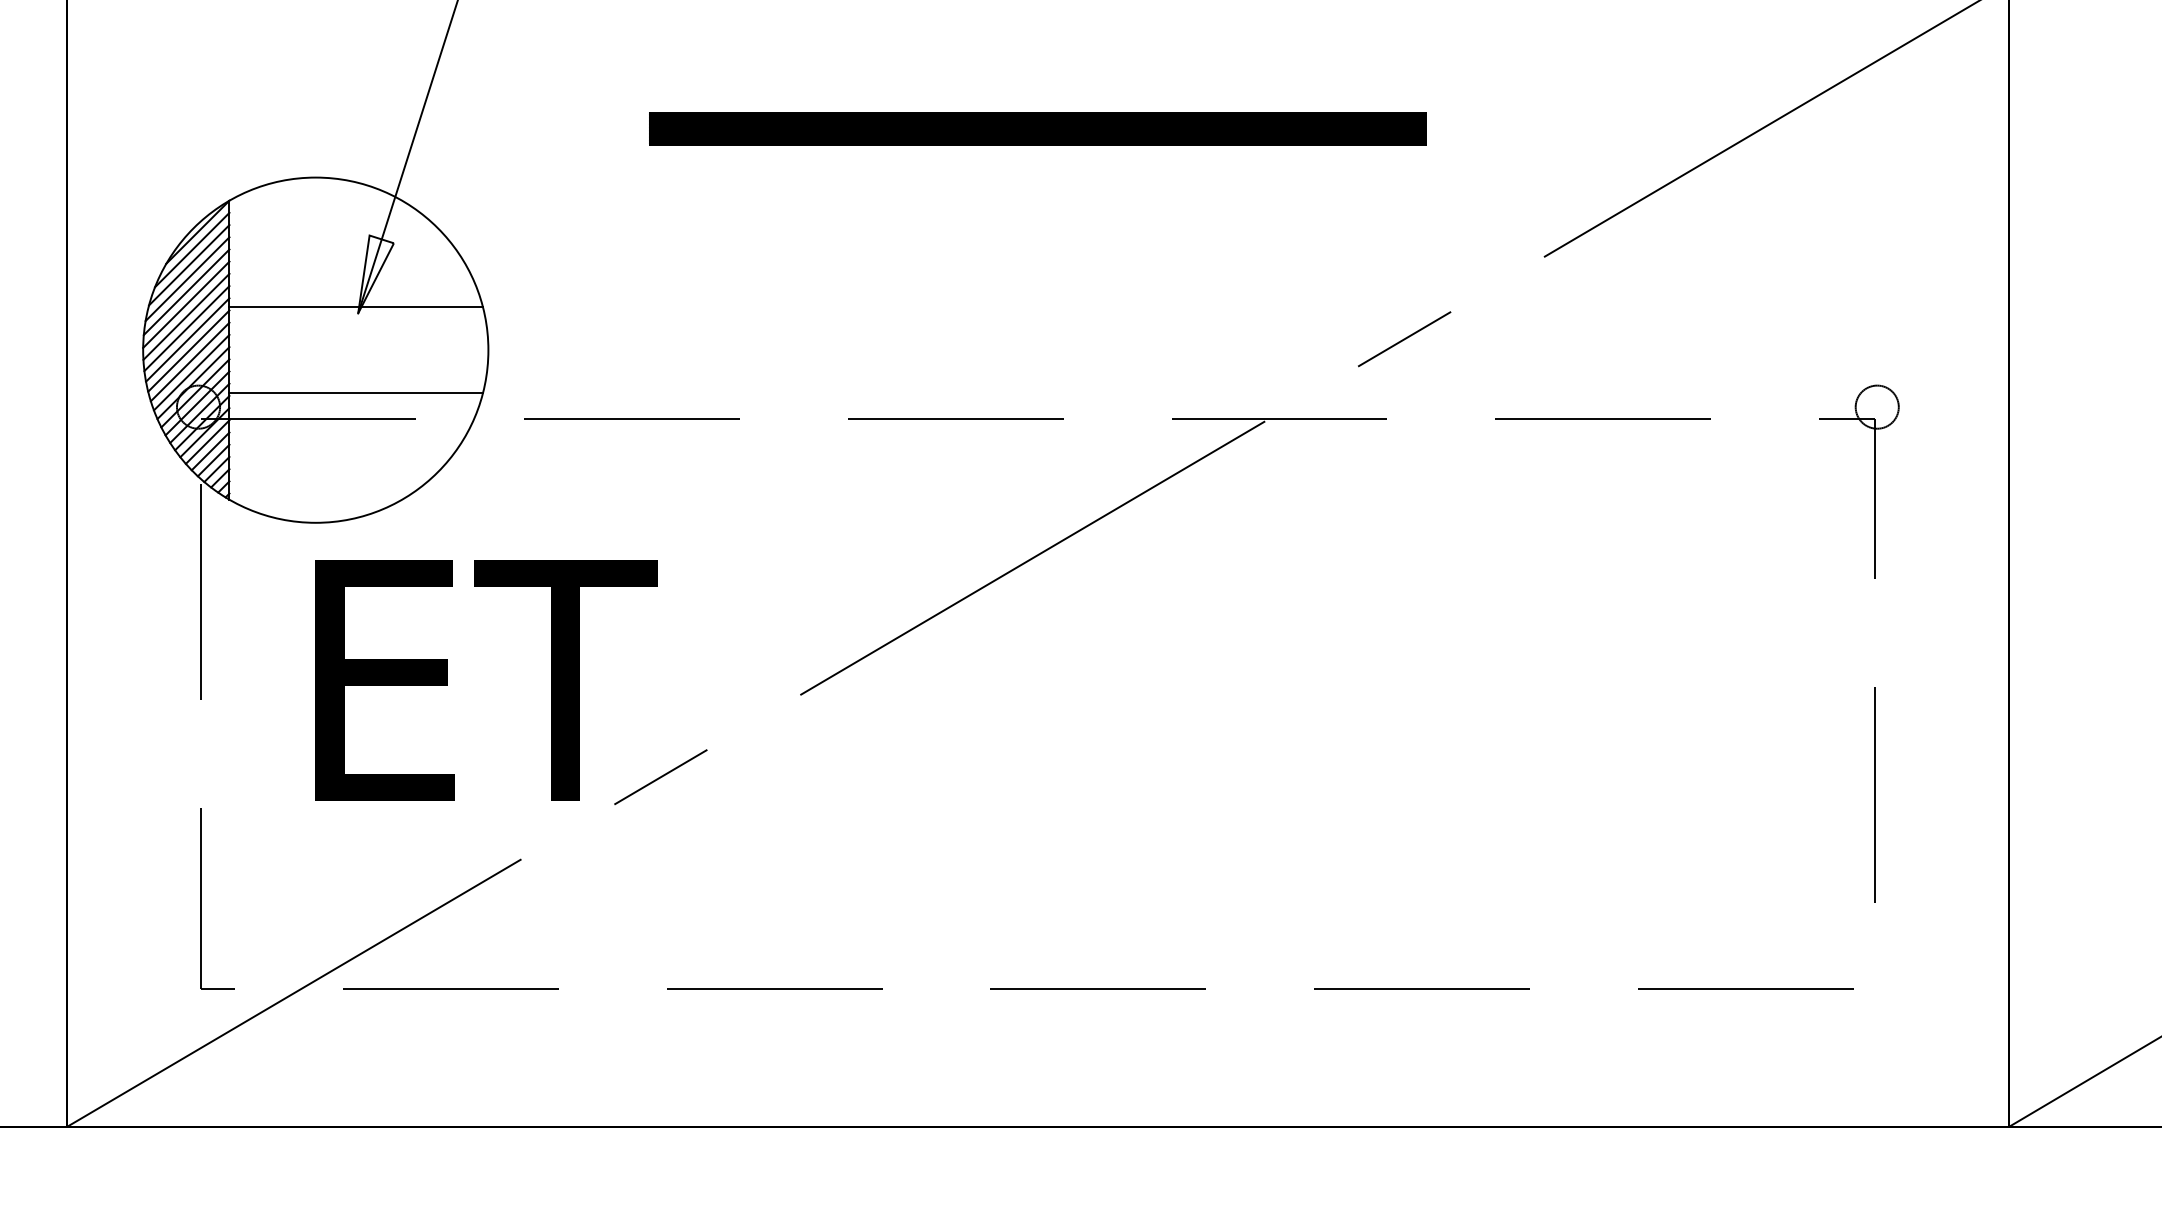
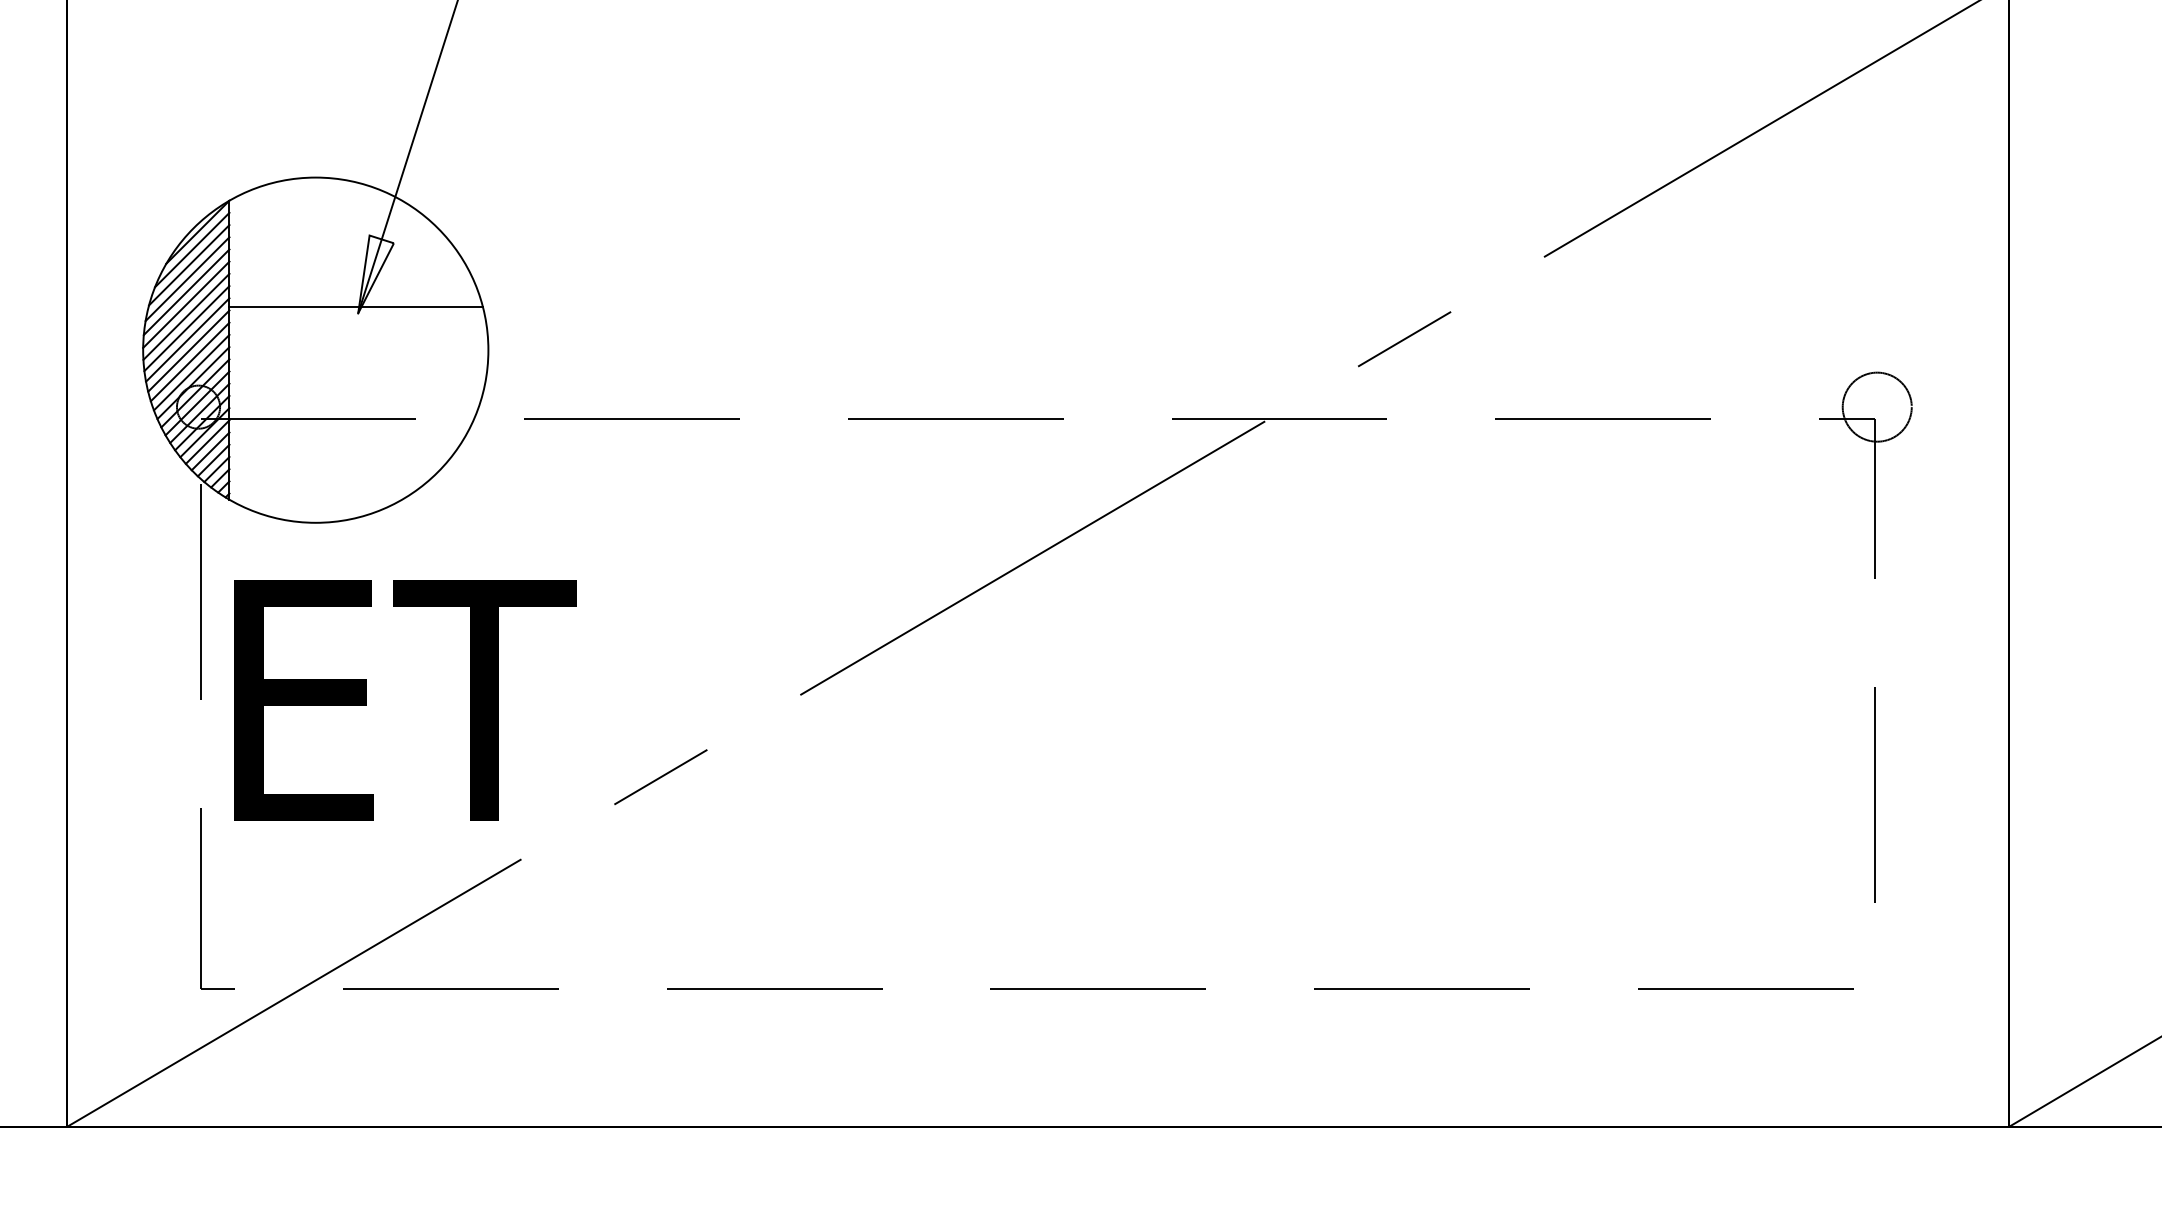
part: present -> none (1037, 128)
line: present -> none (355, 393)
circle diameter: 43 px -> 69 px (1876, 406)
text position: (486, 680) -> (405, 700) (405, 700)
